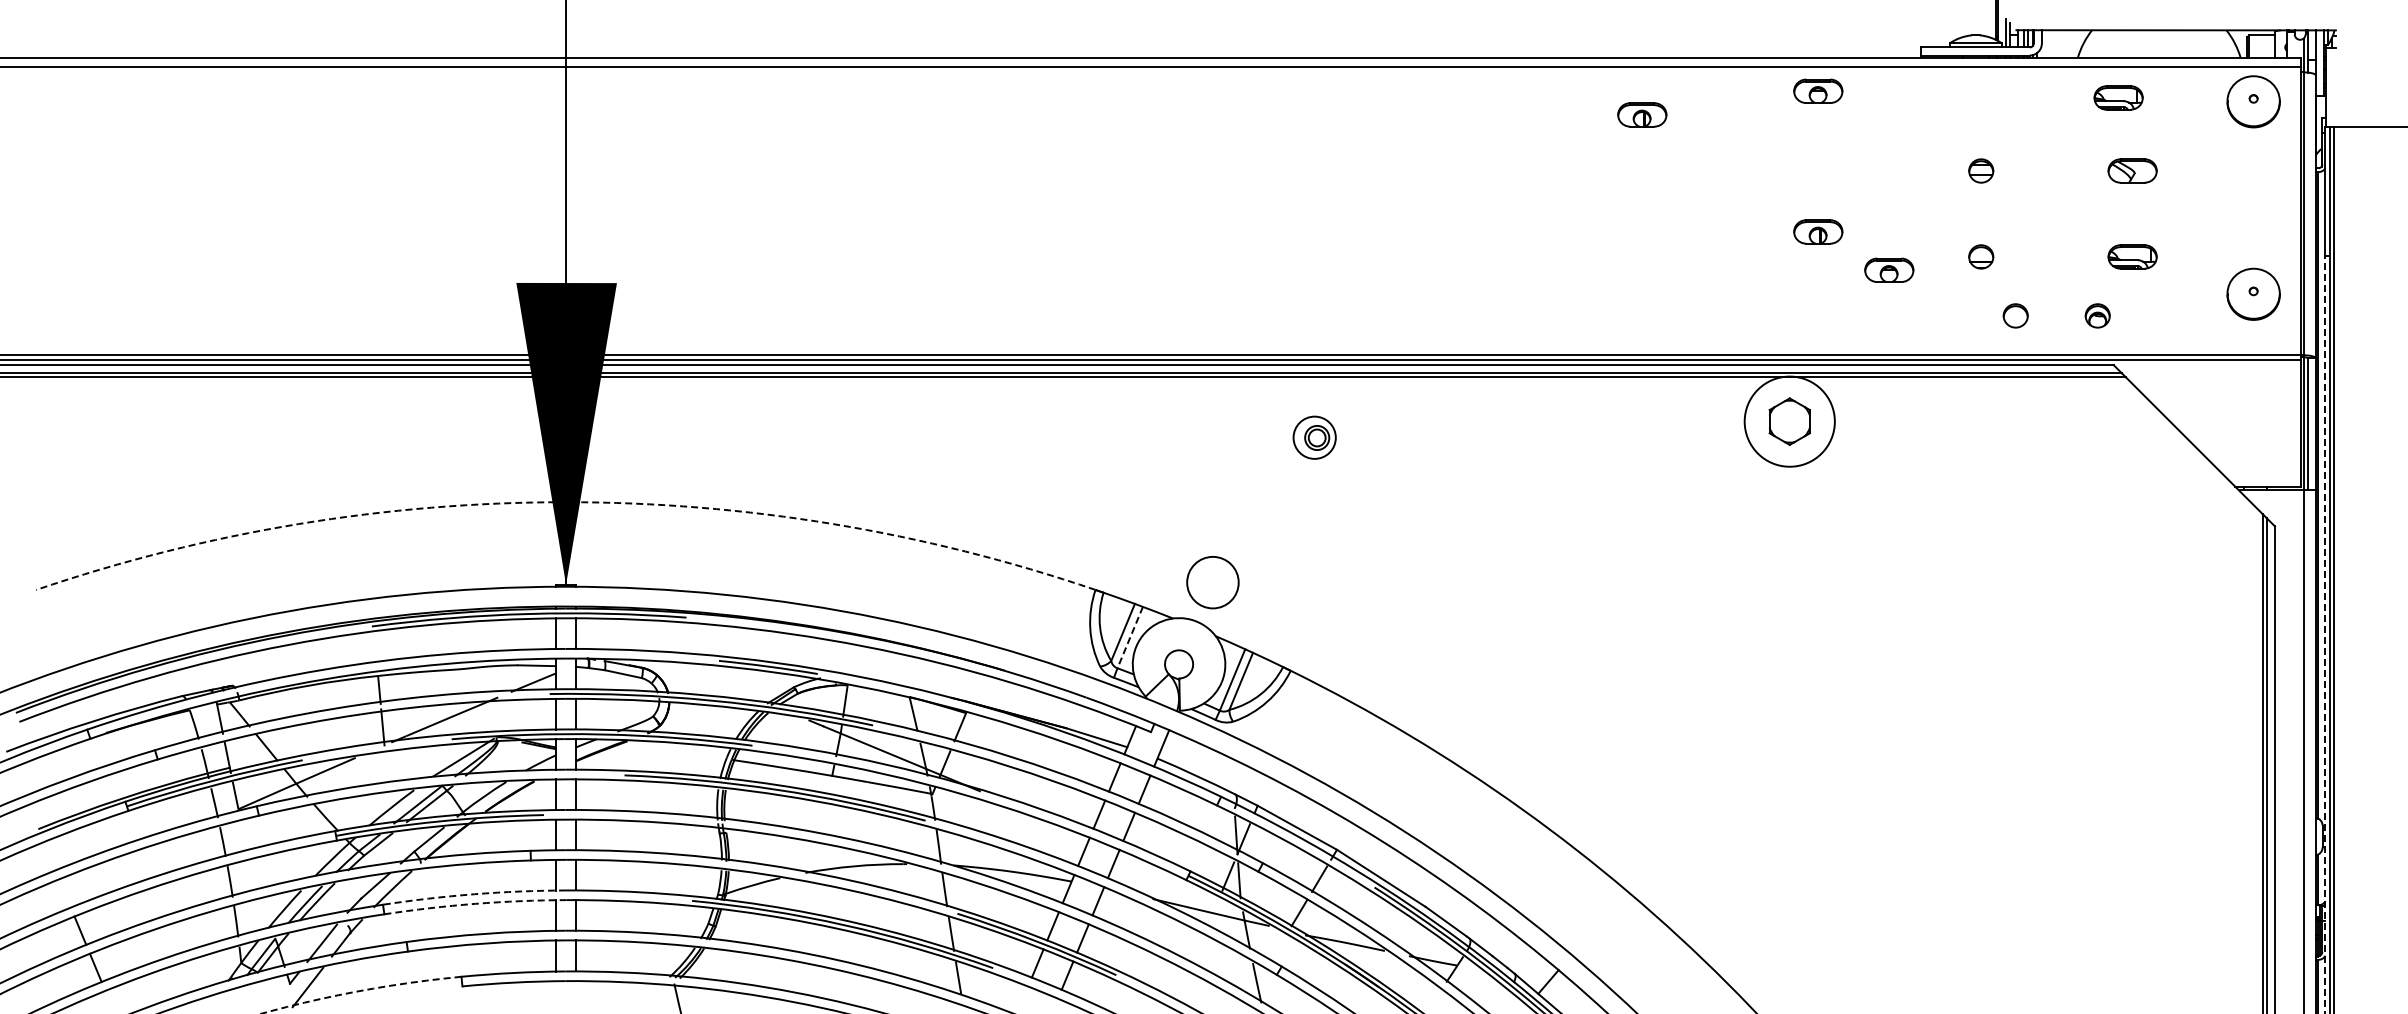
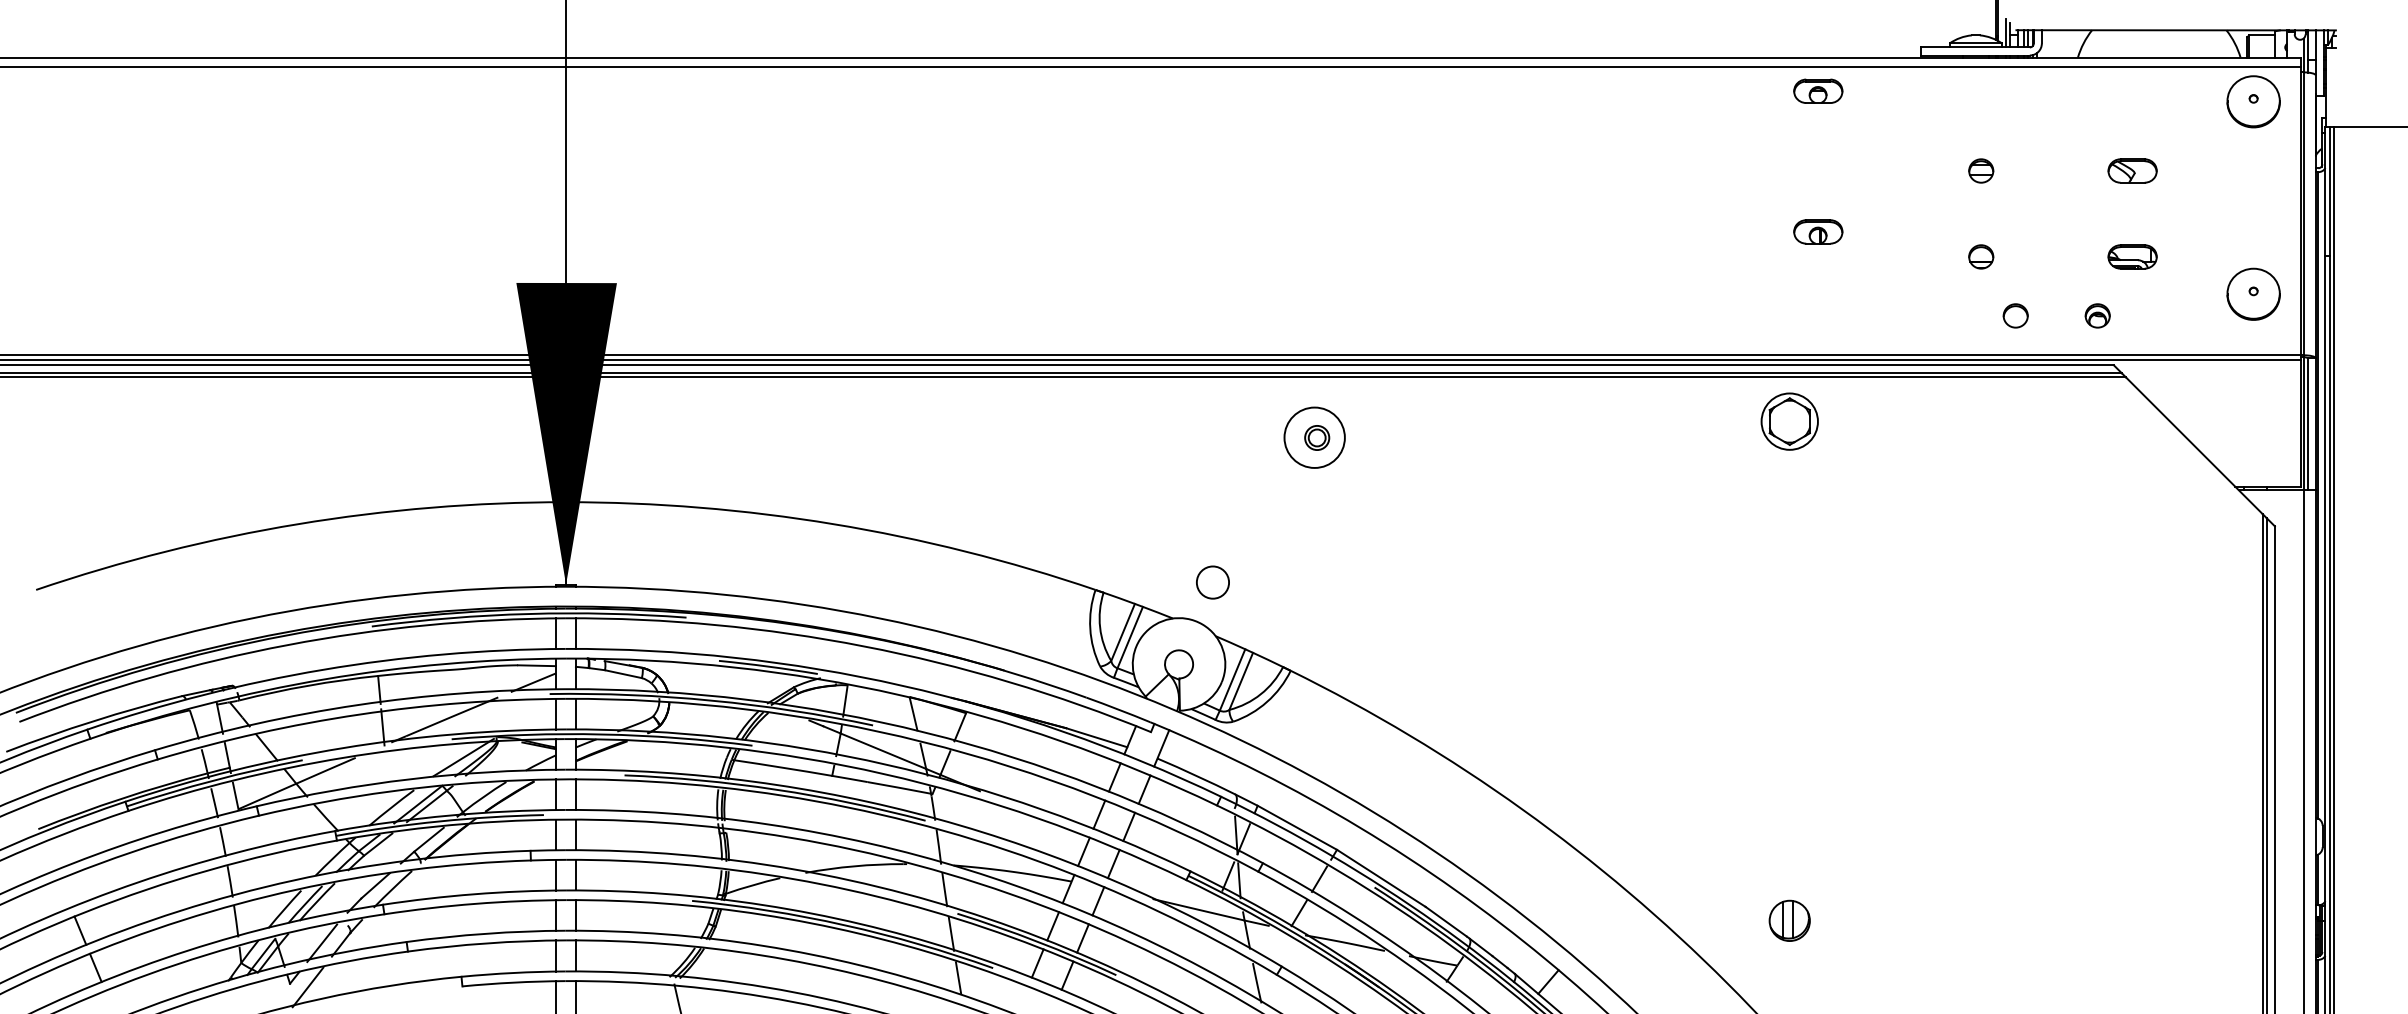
part: present -> none (2118, 97)
part: present -> none (1642, 114)
part: present -> none (1889, 269)
circle diameter: 90 px -> 56 px (1789, 421)
circle diameter: 42 px -> 60 px (1314, 437)
arc: dashed -> solid (565, 502)
circle size: 54x54 px -> 34x35 px (1212, 582)
line: dashed -> solid (2325, 634)
line: dashed -> solid (1130, 638)
arc: dashed -> solid (474, 894)
arc: dashed -> solid (475, 903)
part: none -> present (1789, 920)
arc: dashed -> solid (361, 990)
line: none -> present (555, 995)
line: none -> present (575, 995)
